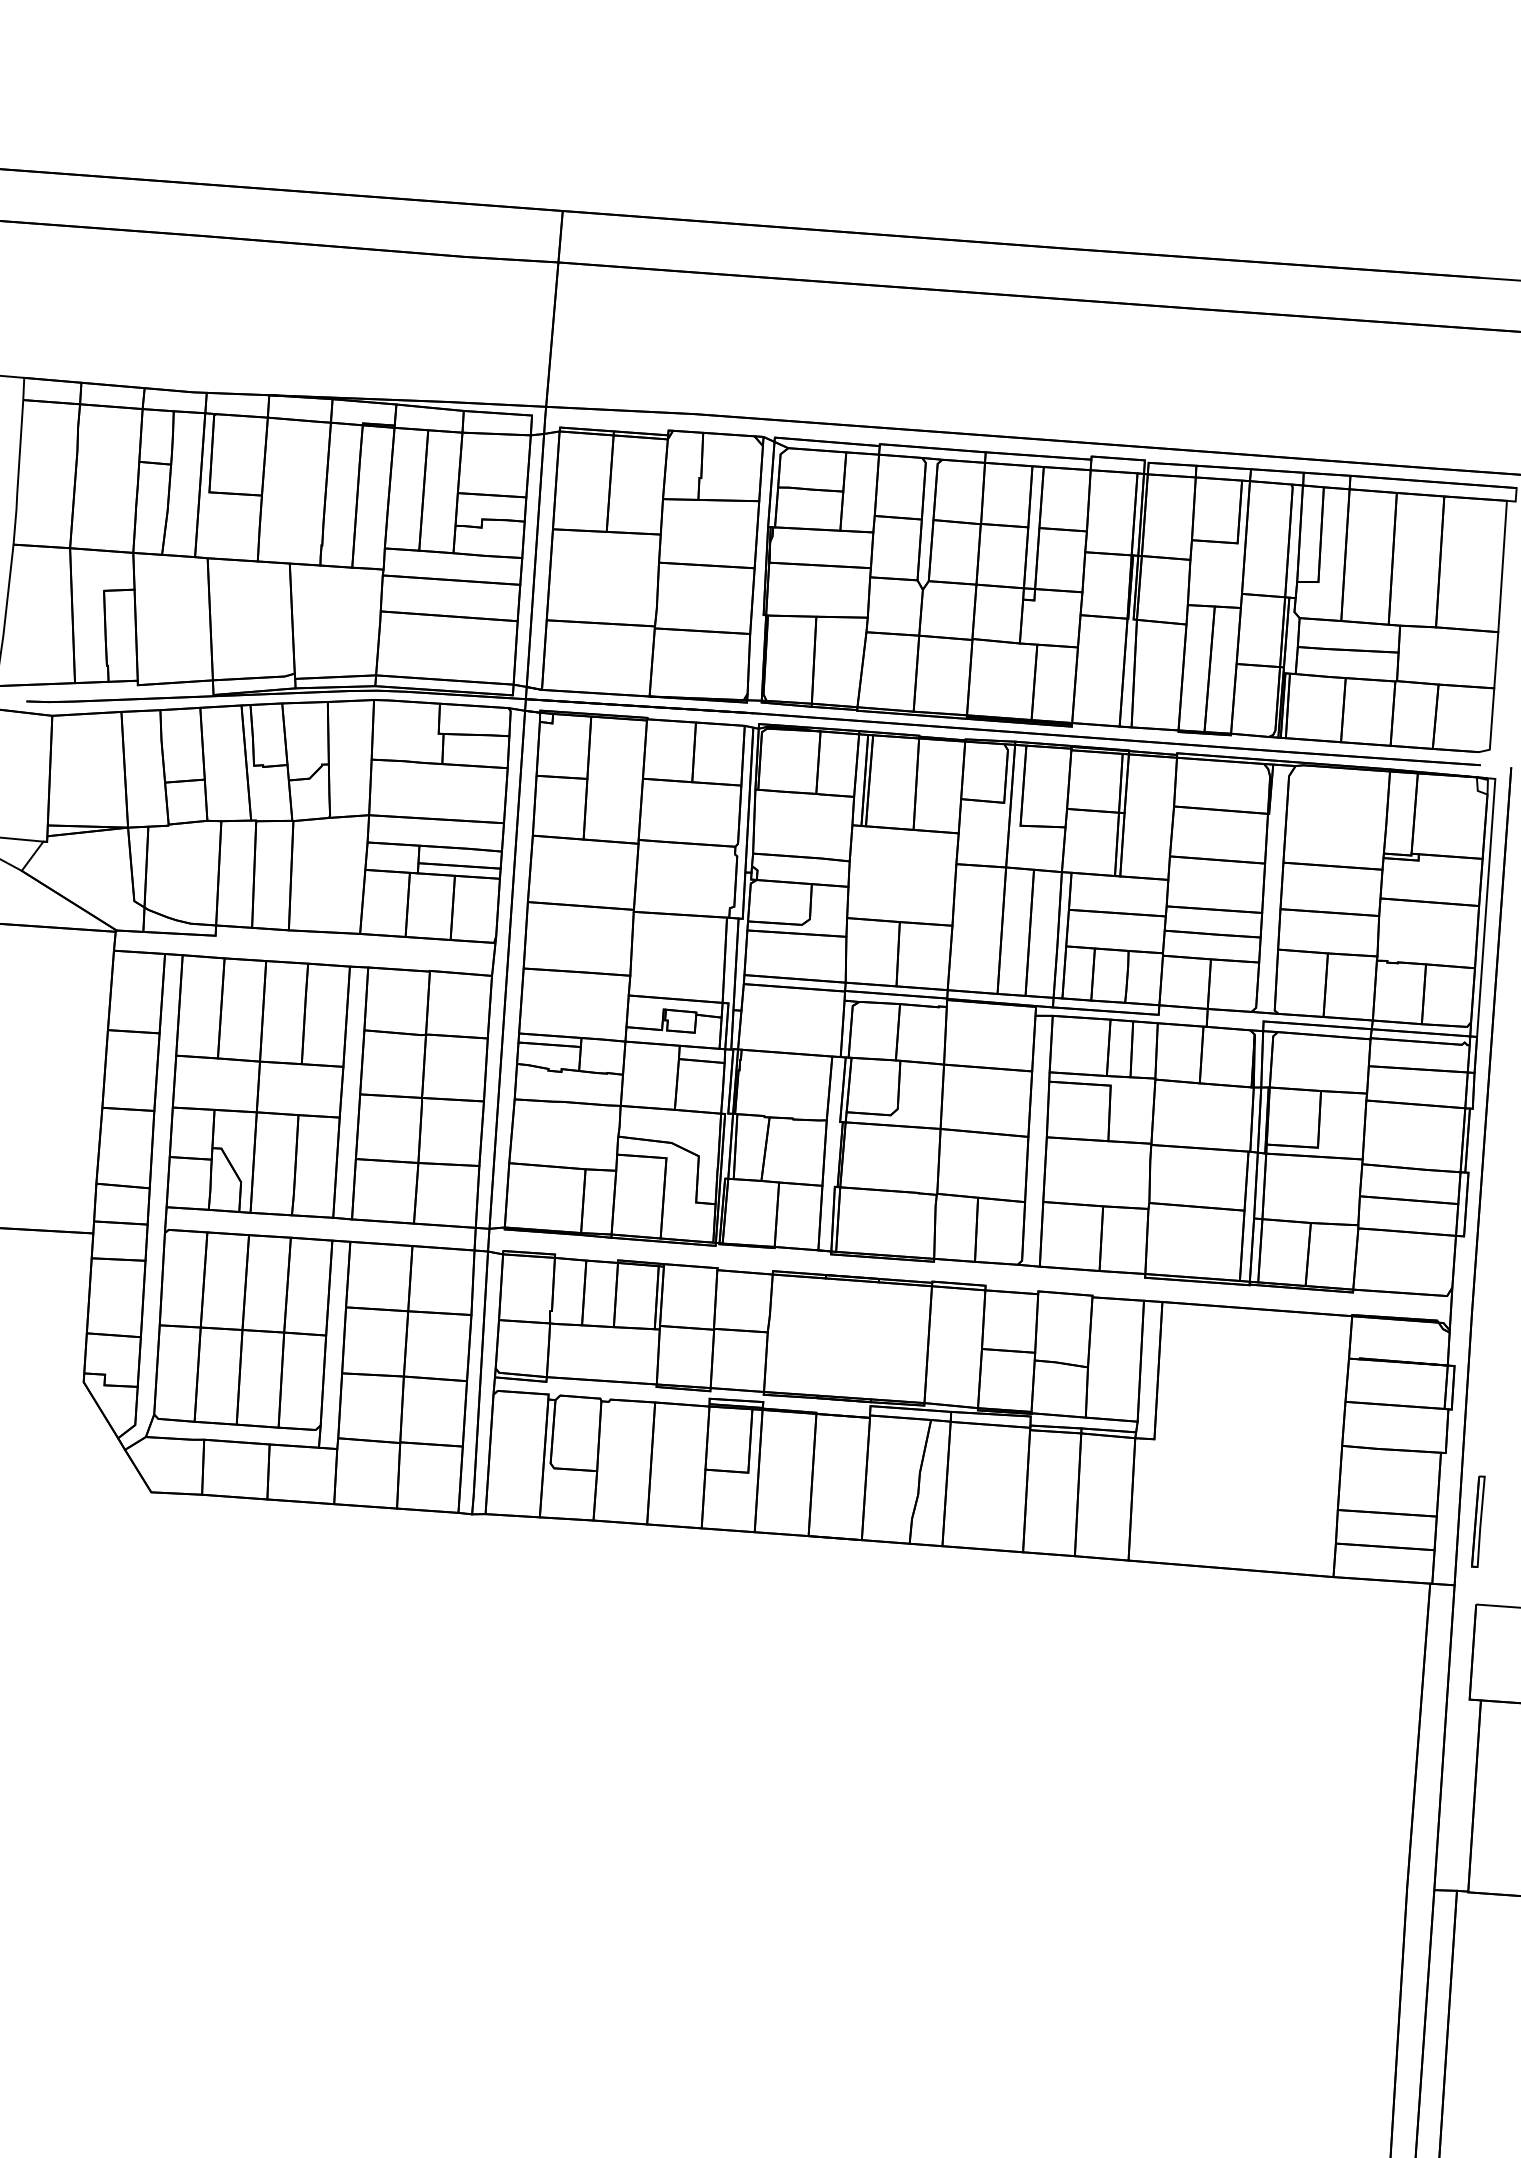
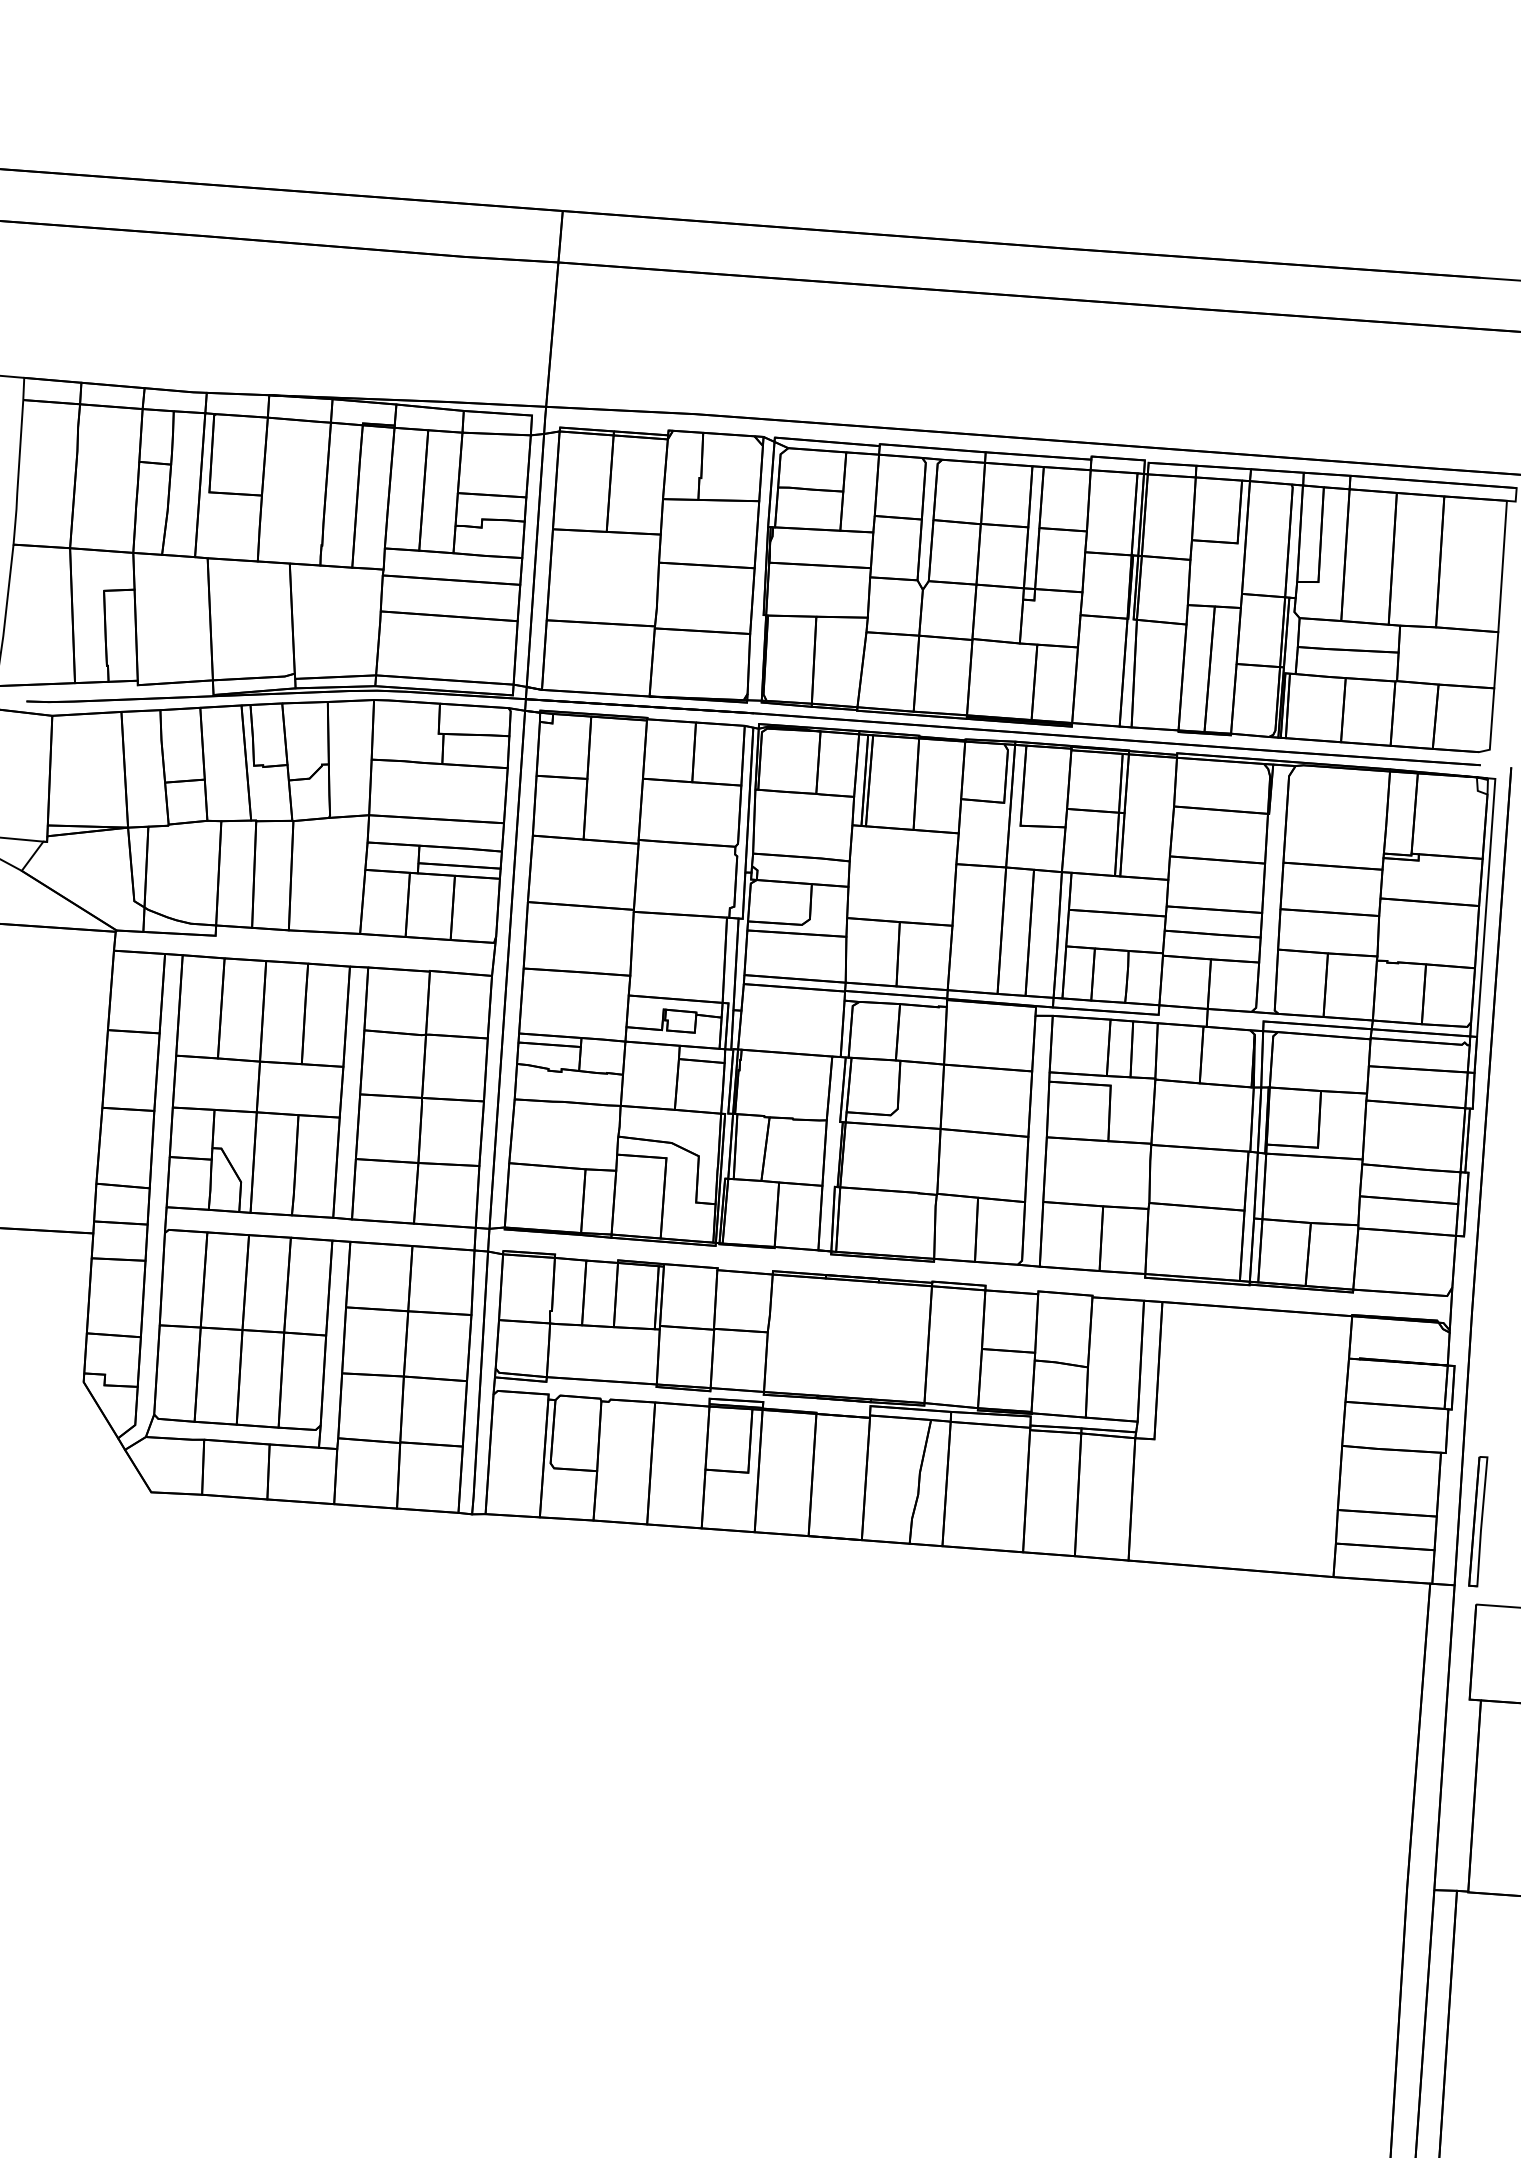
part size: 15x93 px -> 21x132 px (1478, 1521)
